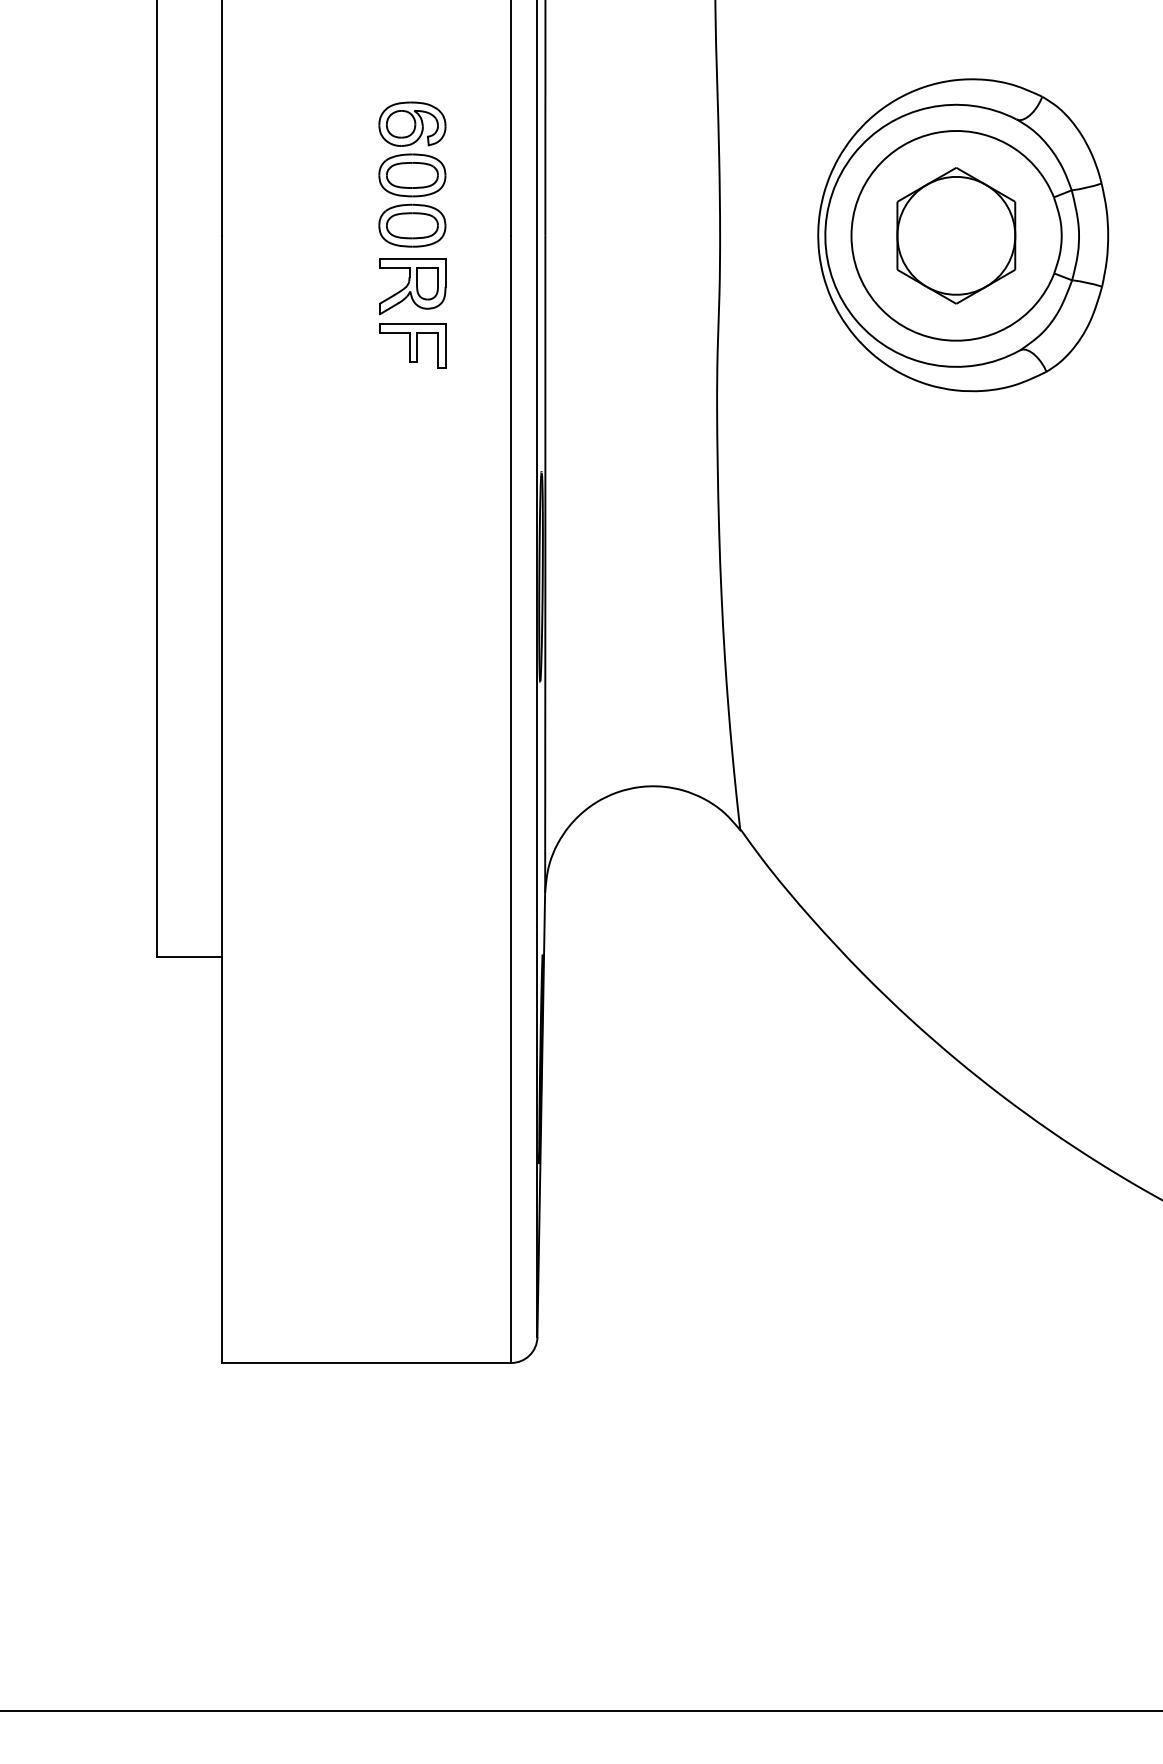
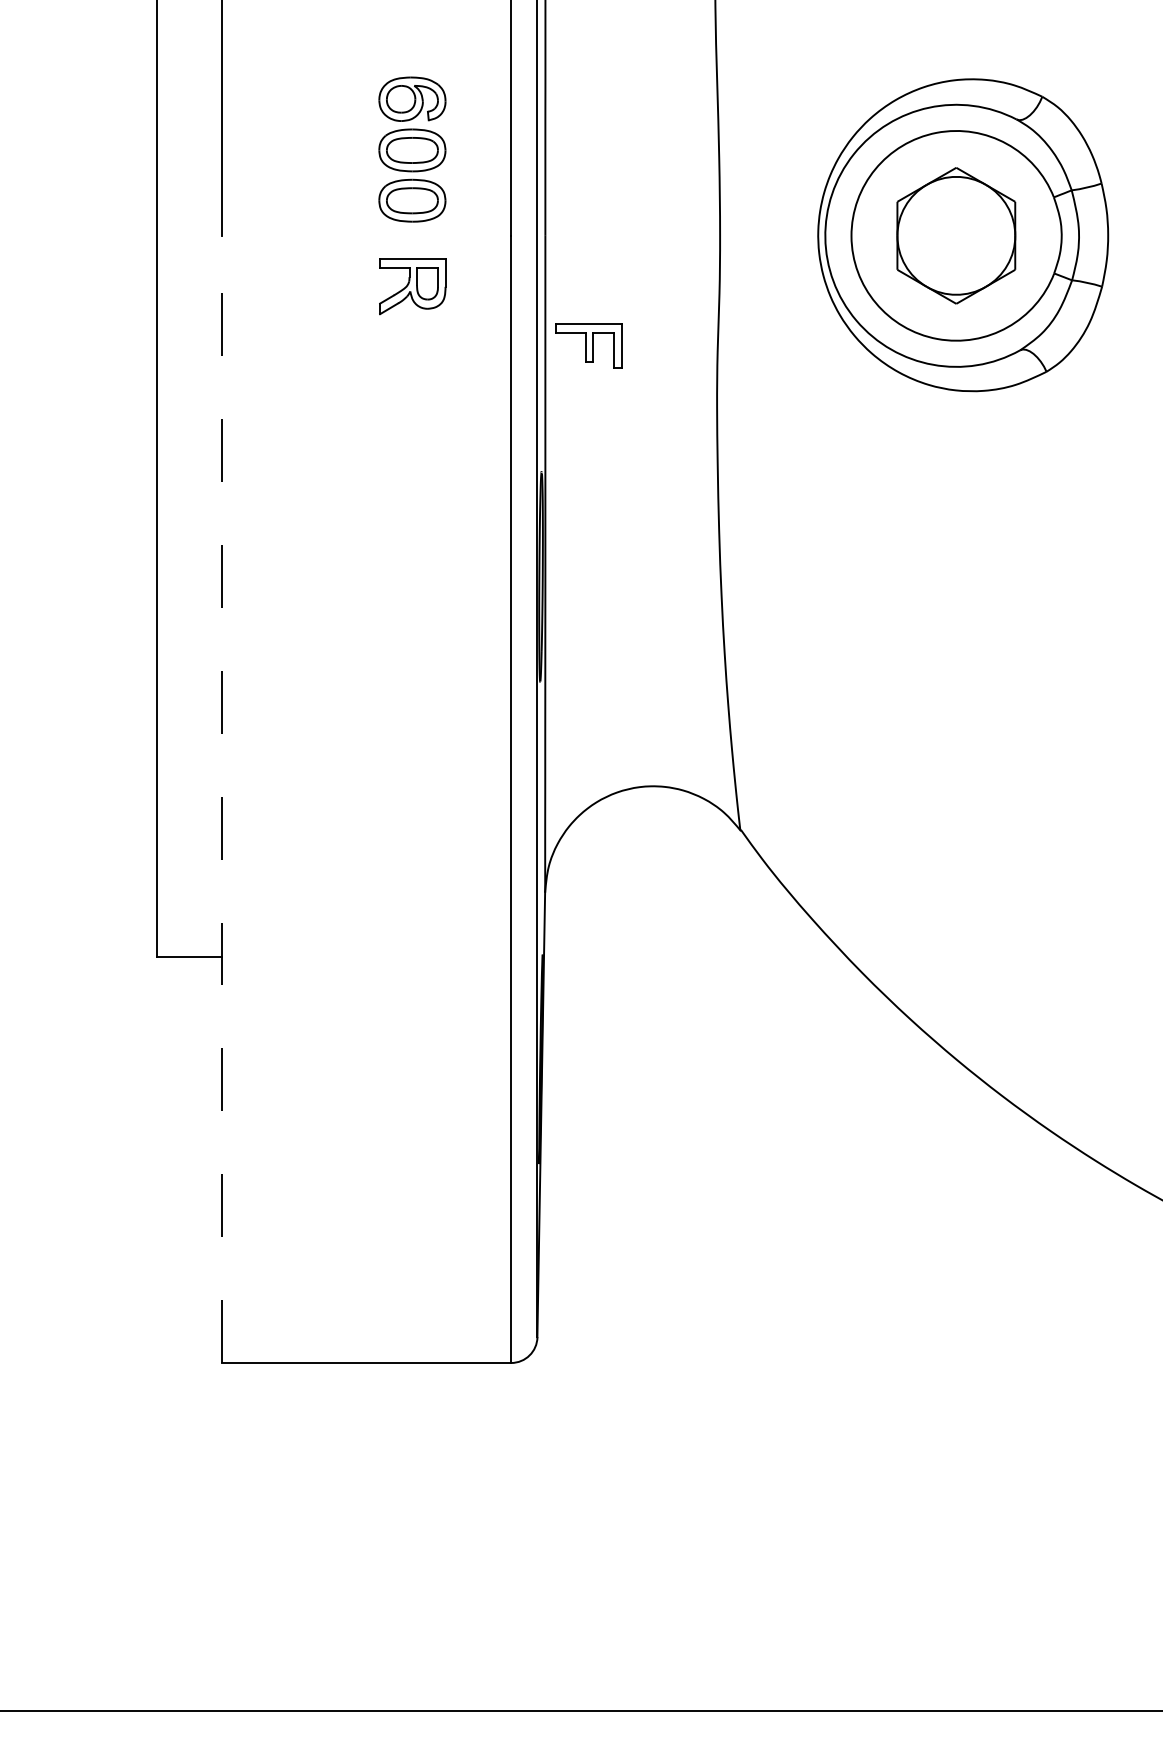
part position: (412, 174) -> (412, 149) (412, 149)
part position: (412, 345) -> (588, 345) (588, 345)
line: solid -> dashed (222, 799)
